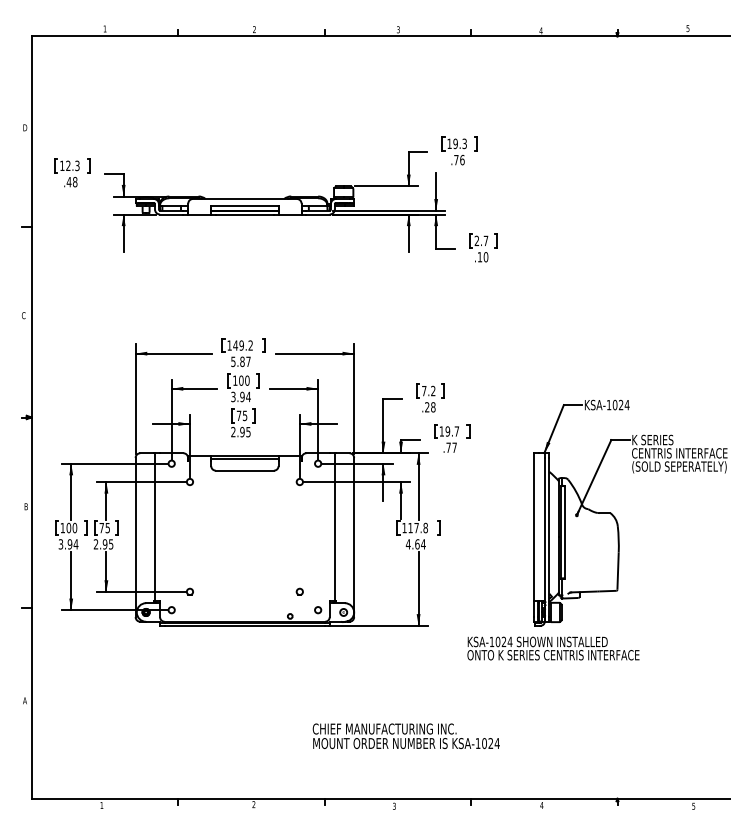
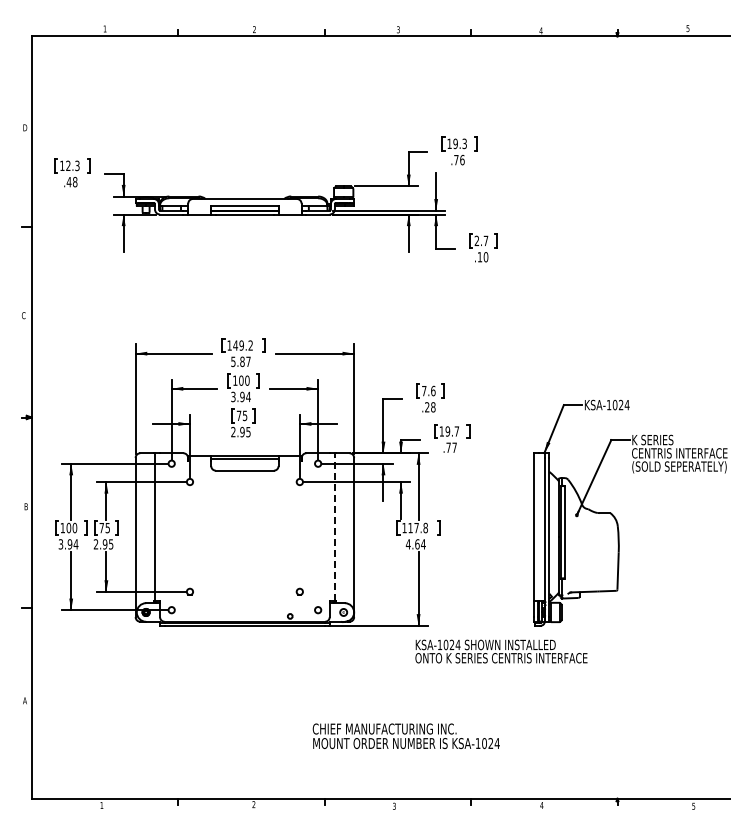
text: 7.2 -> 7.6 (433, 390)
line: solid -> dashed (334, 527)
text position: (553, 648) -> (501, 651) (501, 651)
